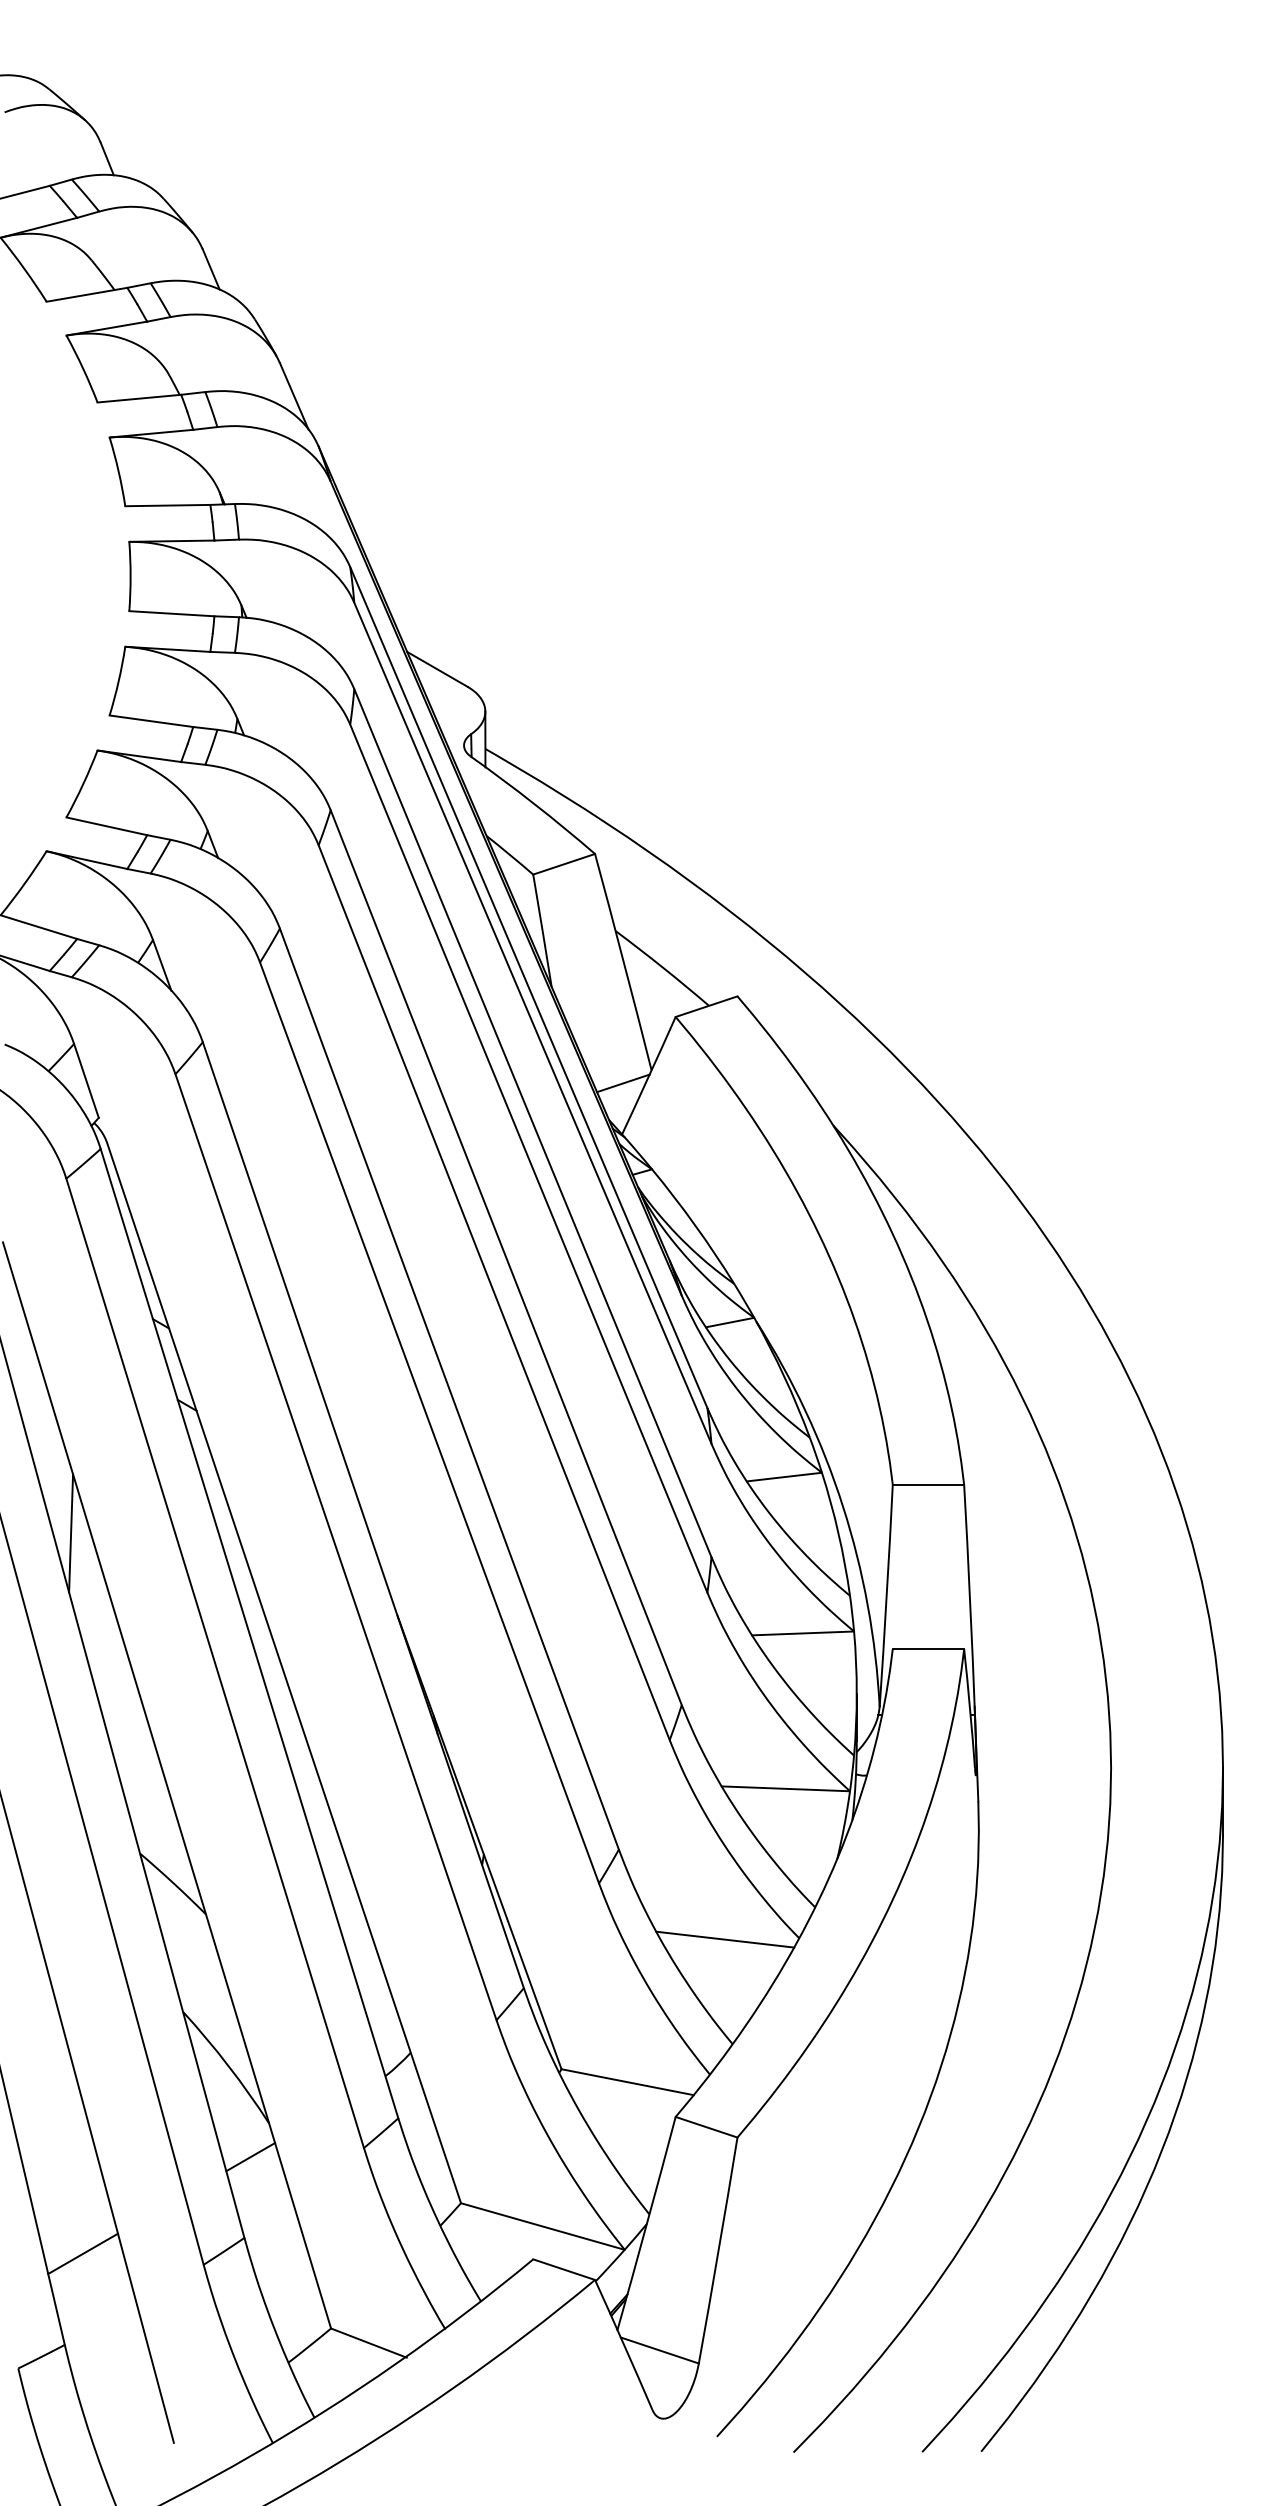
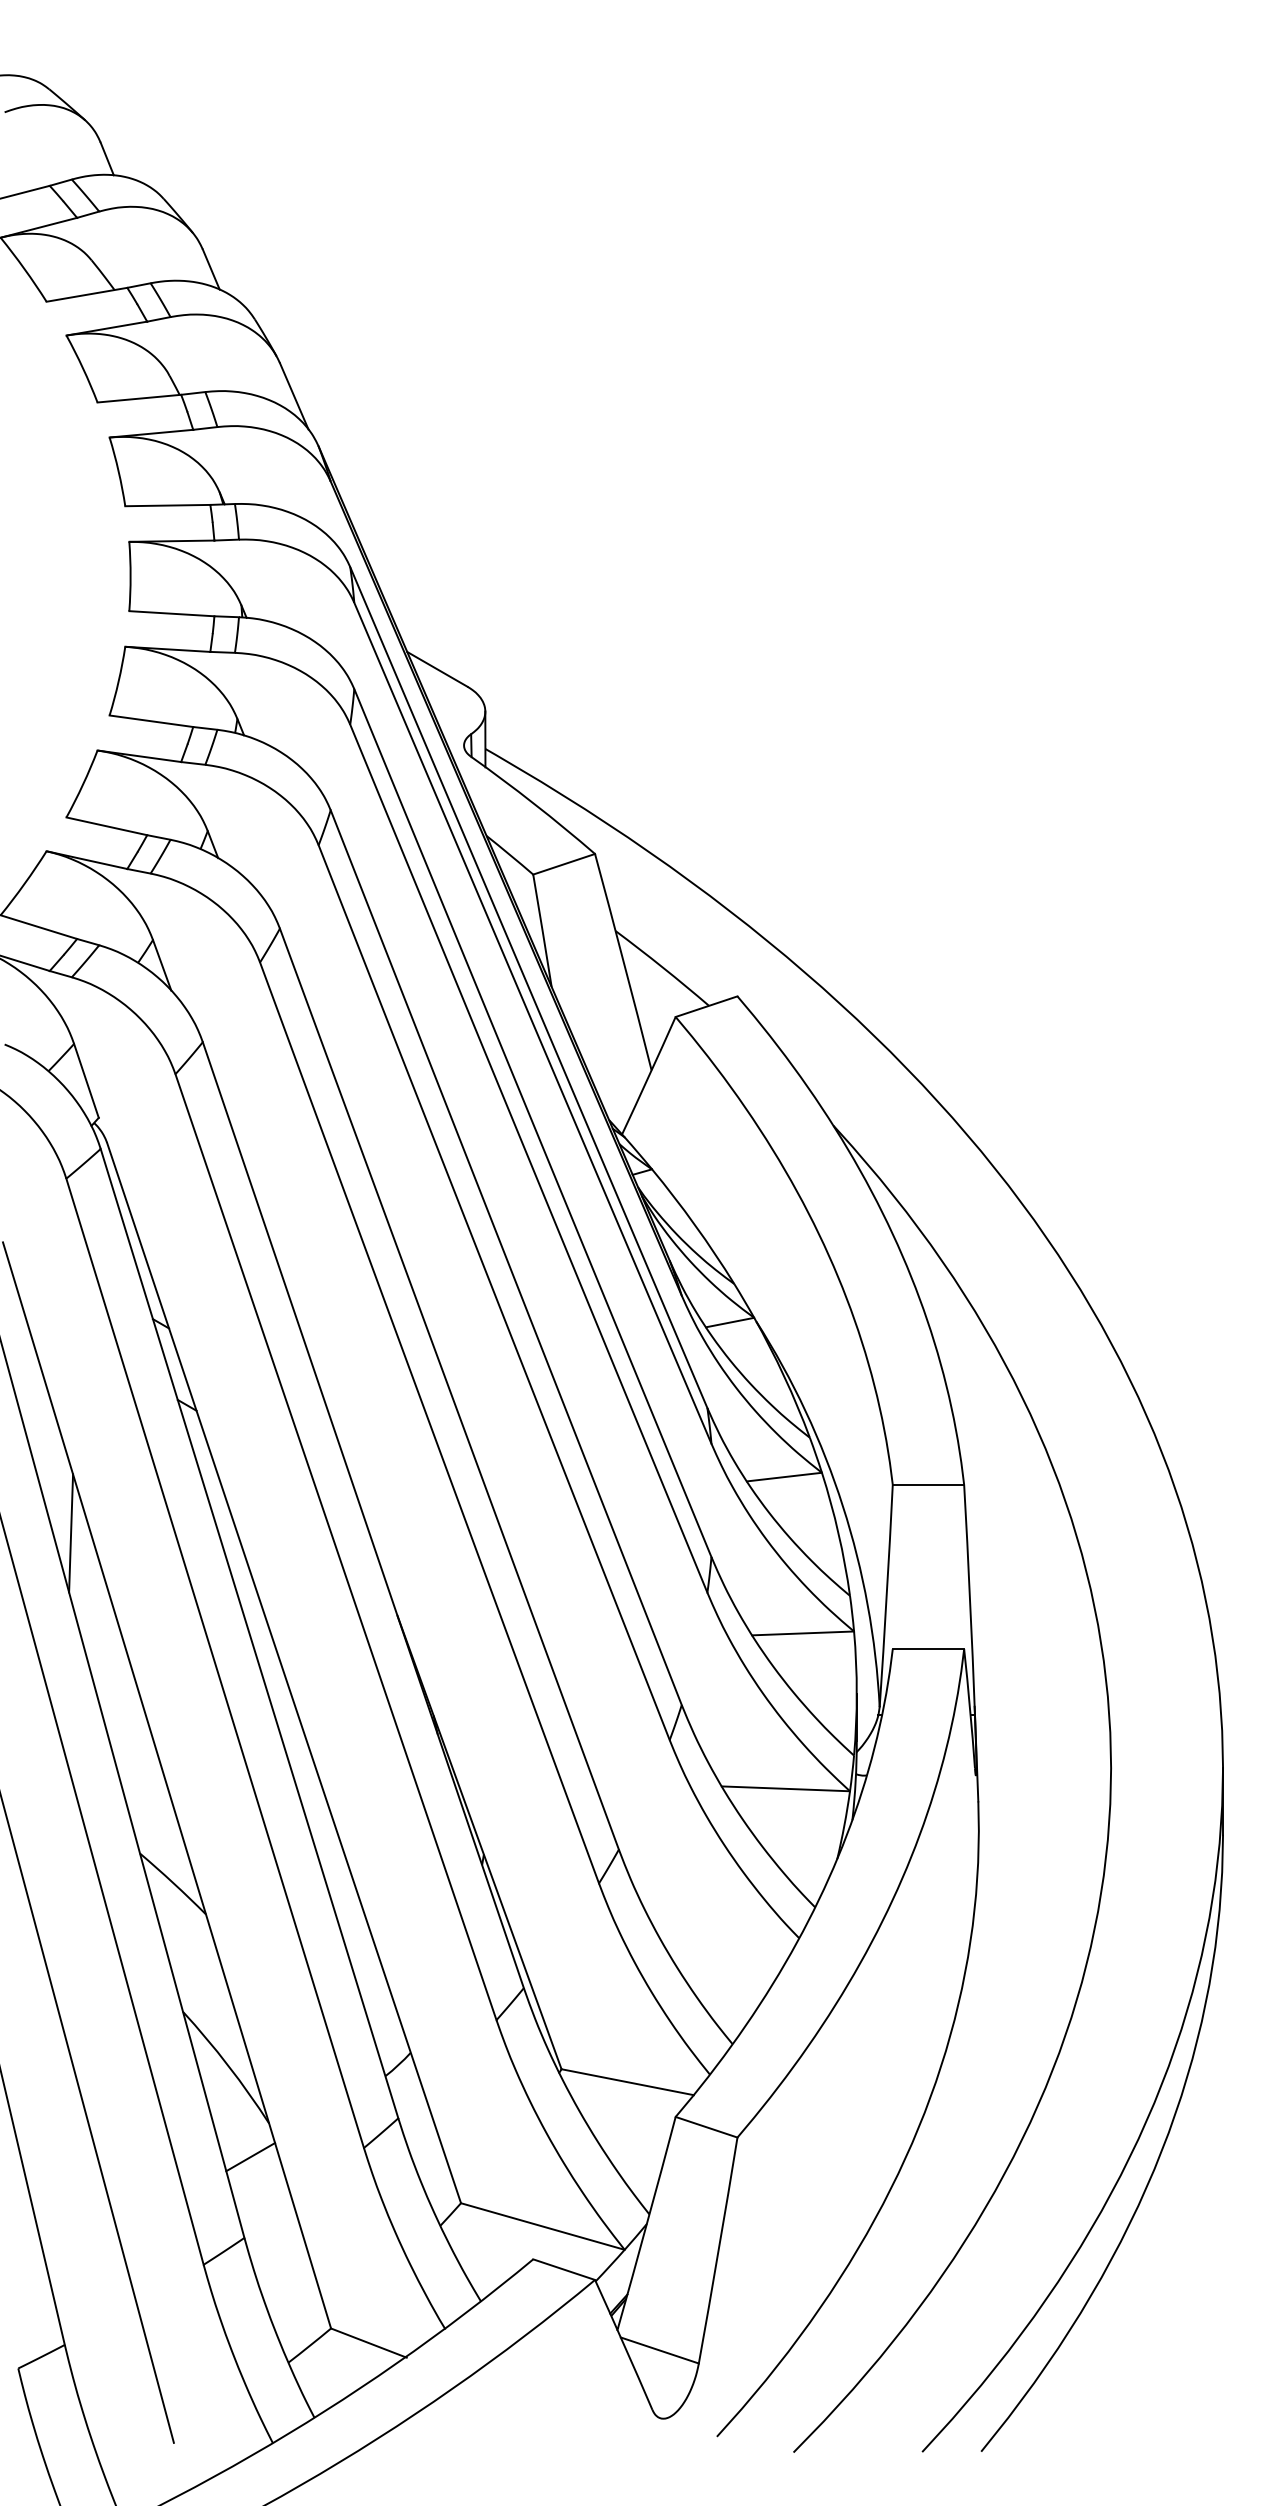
line: present -> none (623, 1083)
line: present -> none (725, 1939)
line: present -> none (83, 2253)
